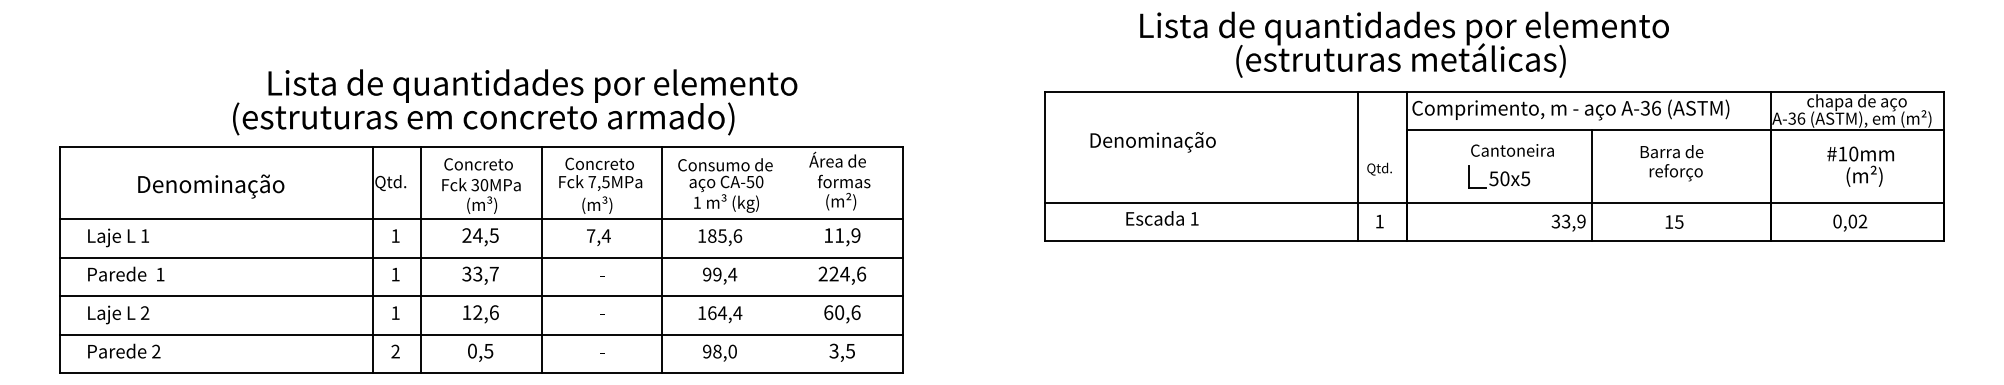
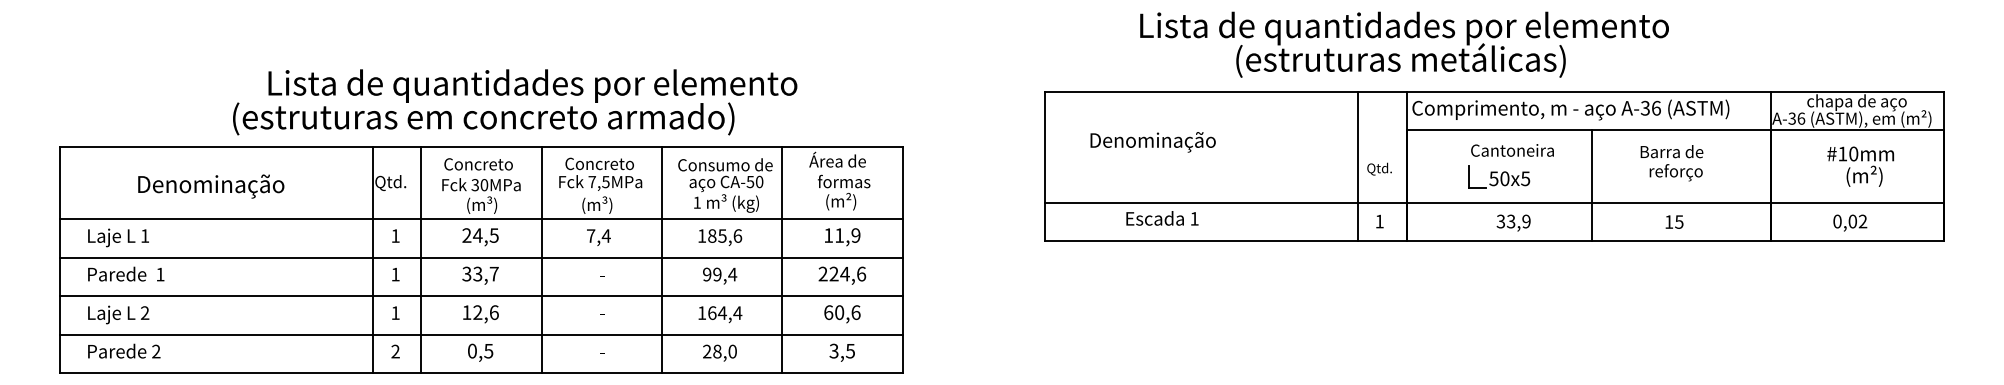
text position: (1568, 222) -> (1513, 222) (1513, 222)
line: none -> present (782, 259)
text: 98,0 -> 28,0 (707, 351)
